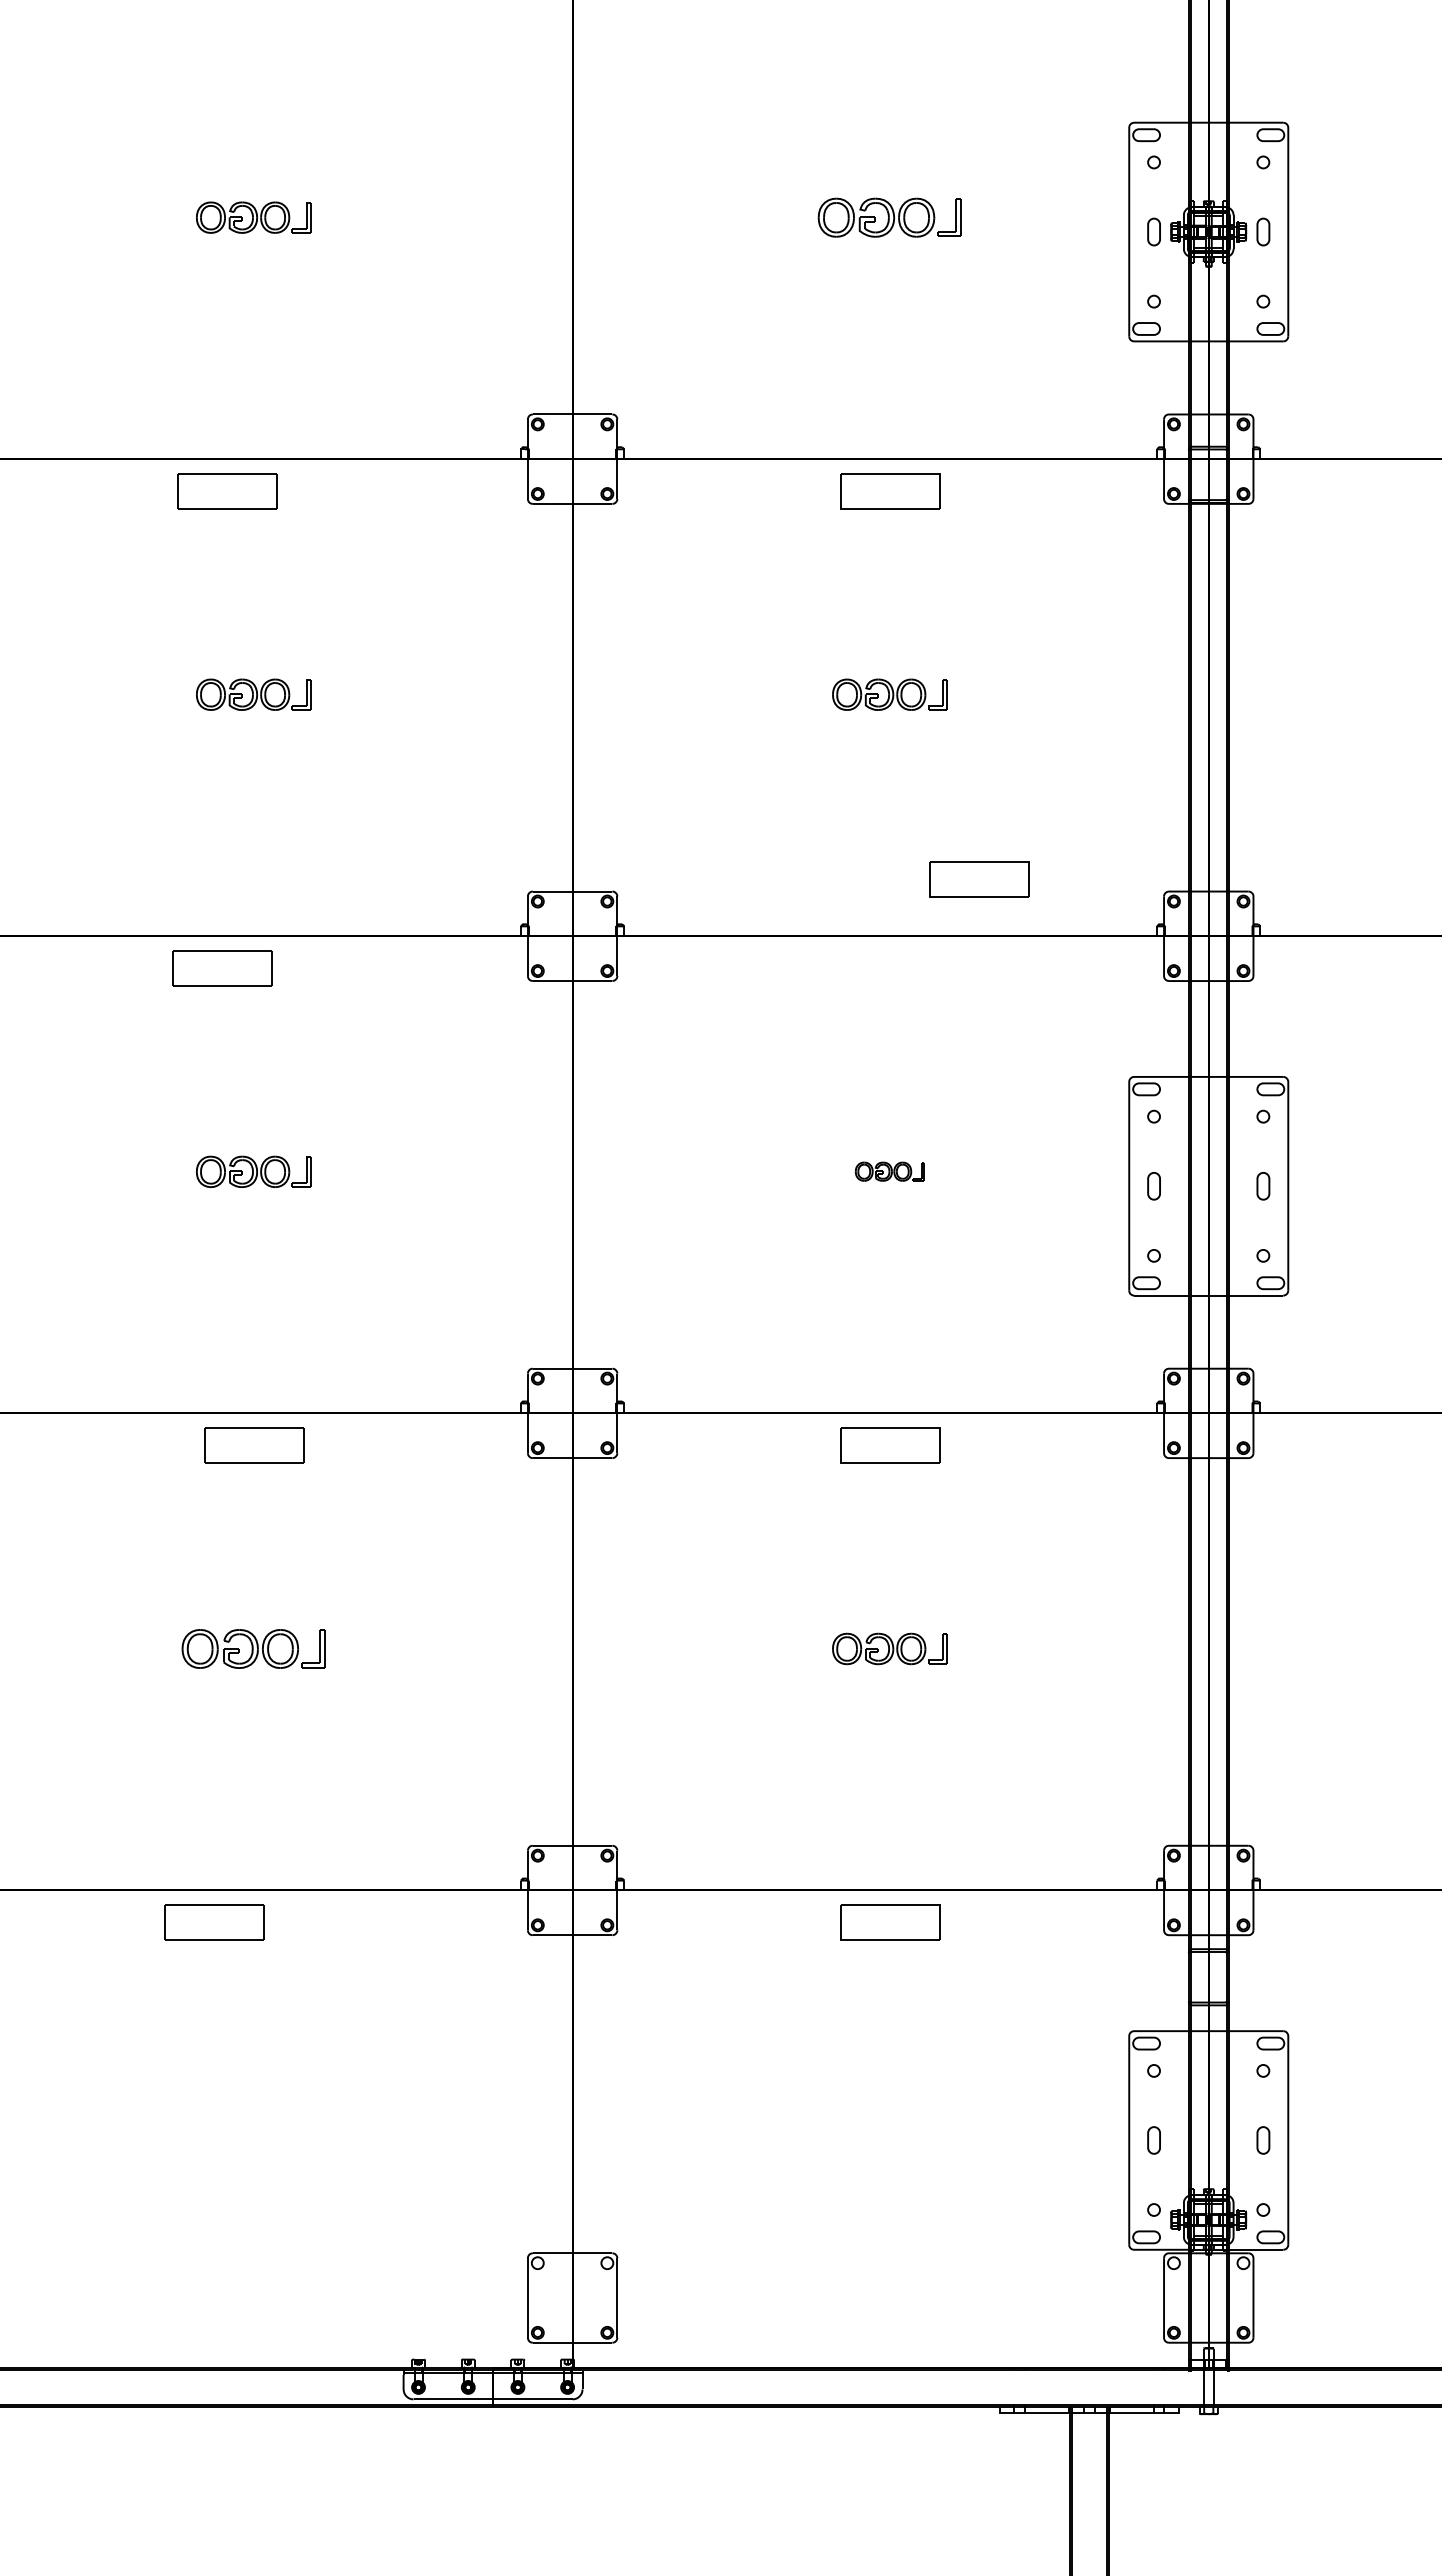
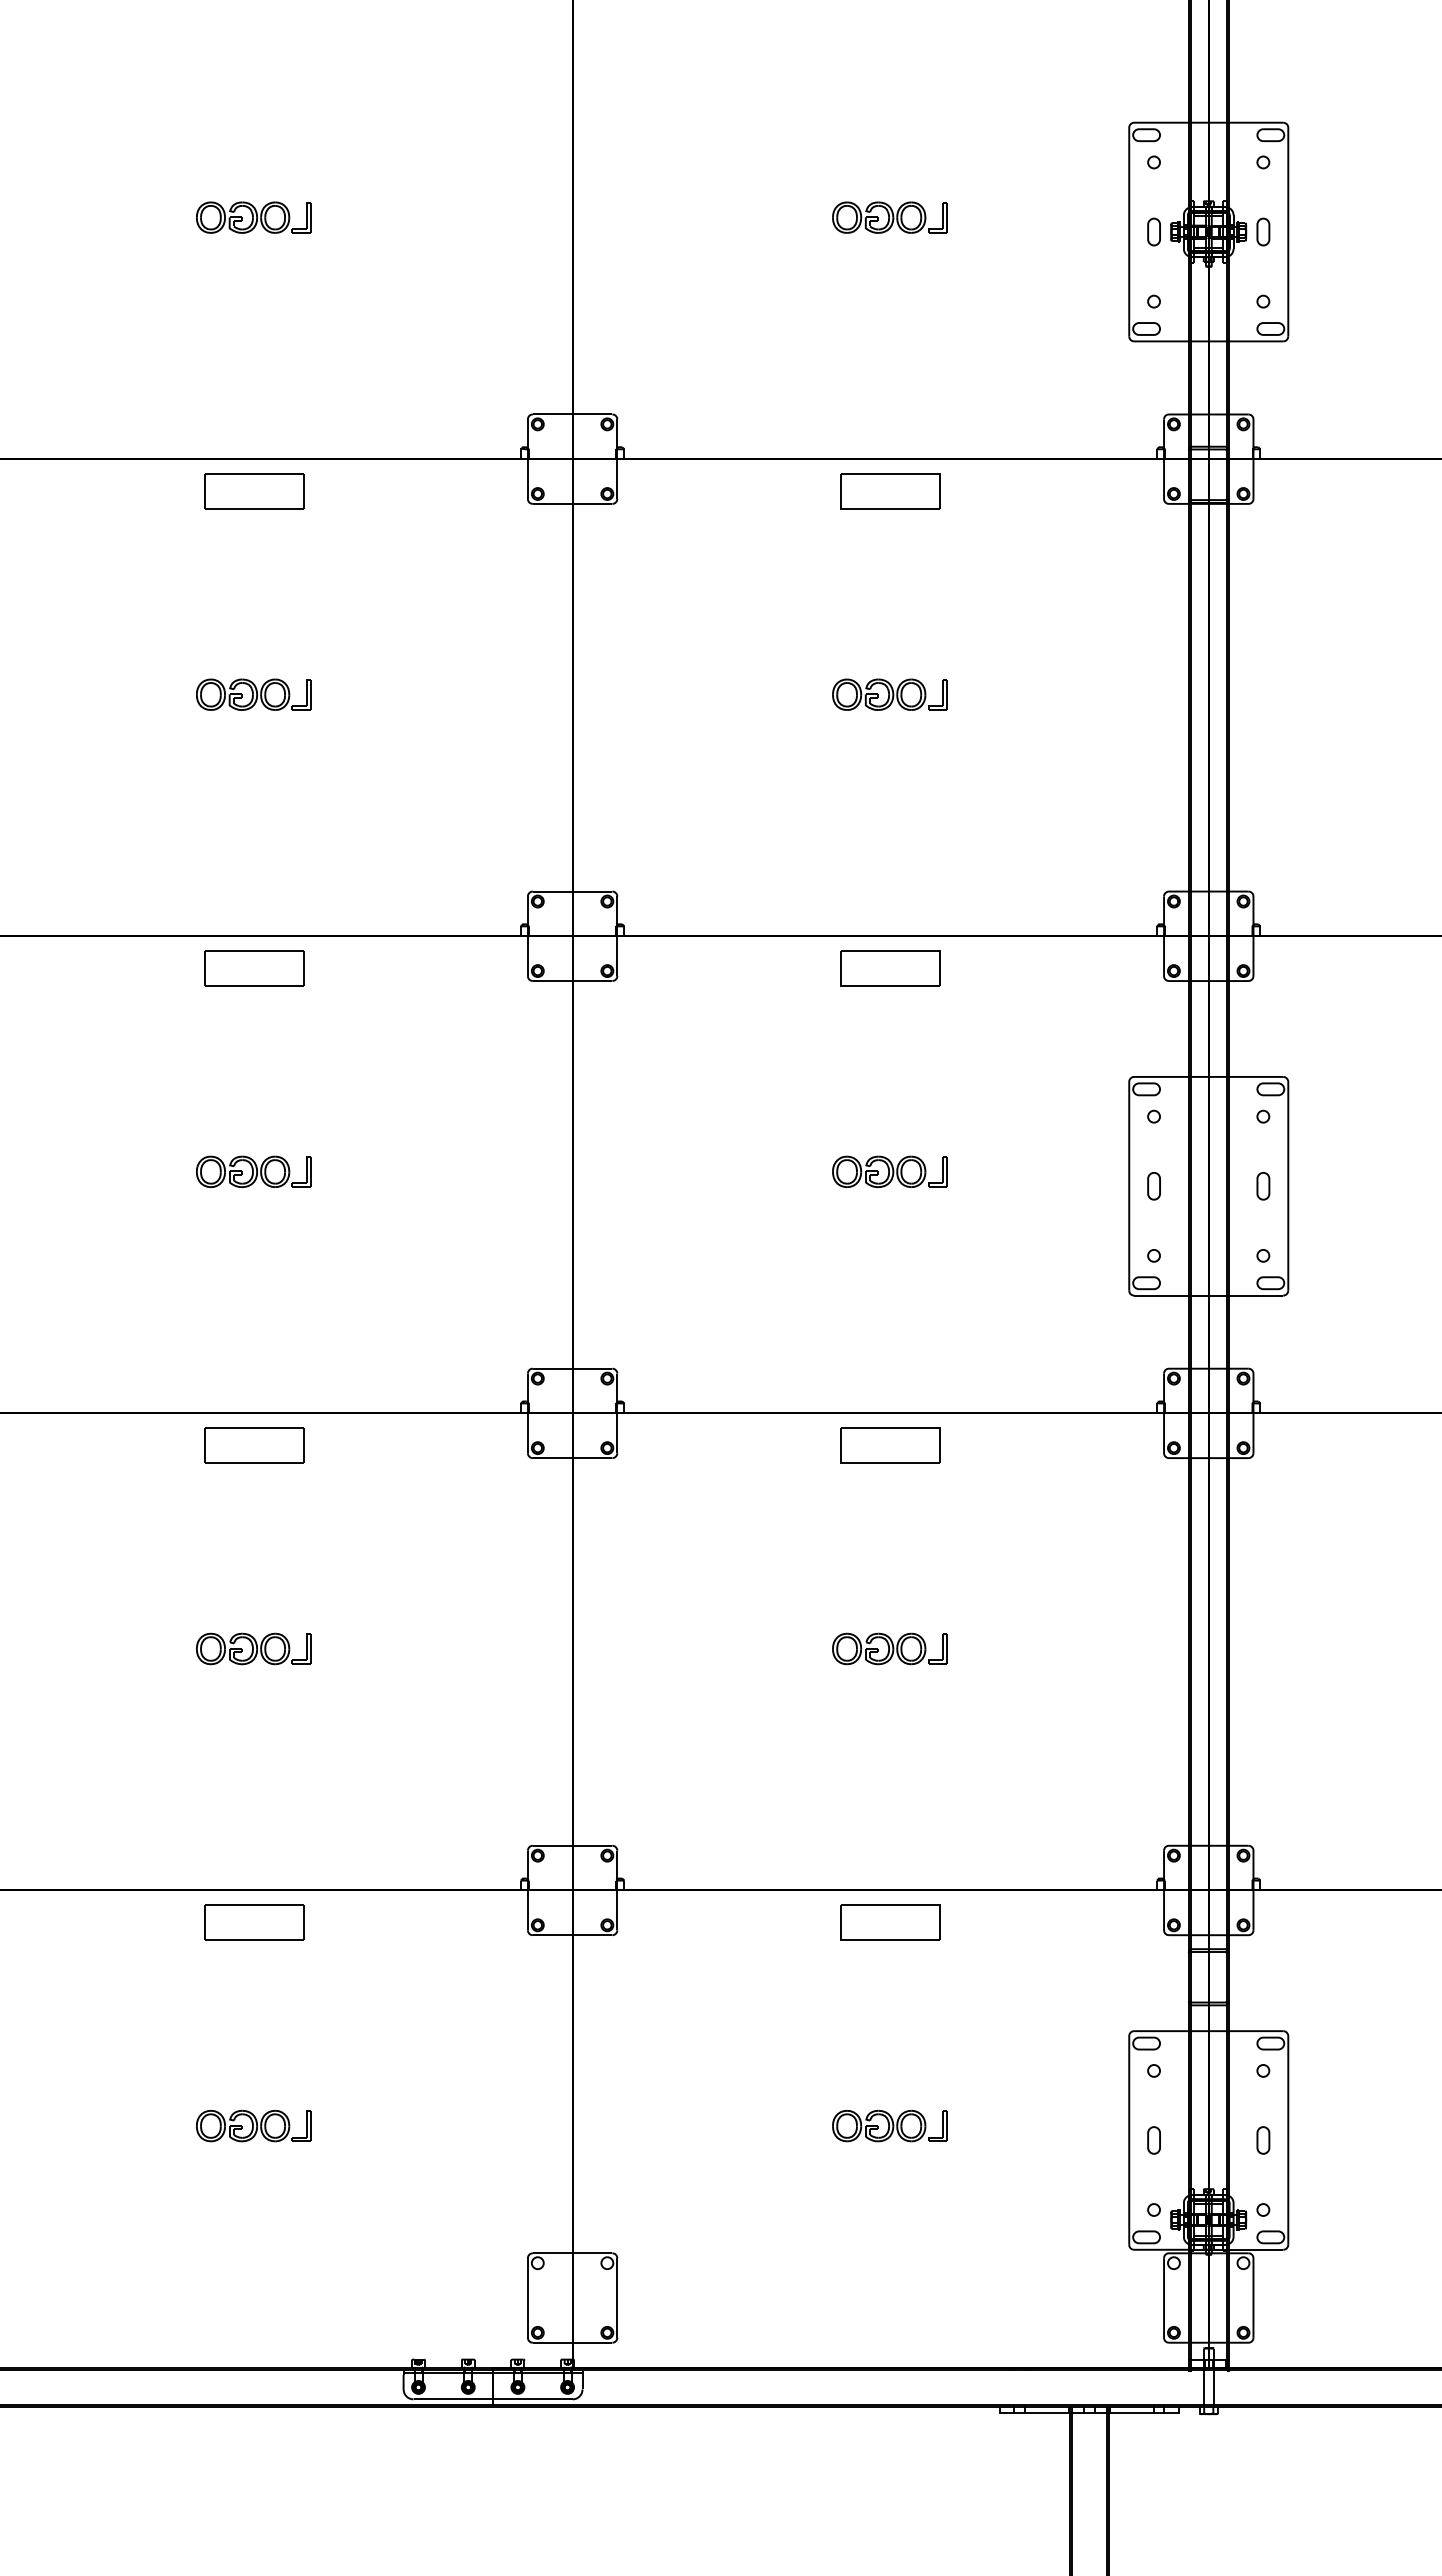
part size: 145x41 px -> 116x33 px (889, 217)
part position: (227, 491) -> (254, 491) (254, 491)
part position: (979, 879) -> (890, 968) (890, 968)
part position: (222, 968) -> (254, 968) (254, 968)
part size: 71x21 px -> 116x33 px (889, 1171)
part size: 145x40 px -> 116x34 px (253, 1648)
part position: (214, 1922) -> (254, 1922) (254, 1922)
part: none -> present (253, 2125)
part: none -> present (889, 2125)
